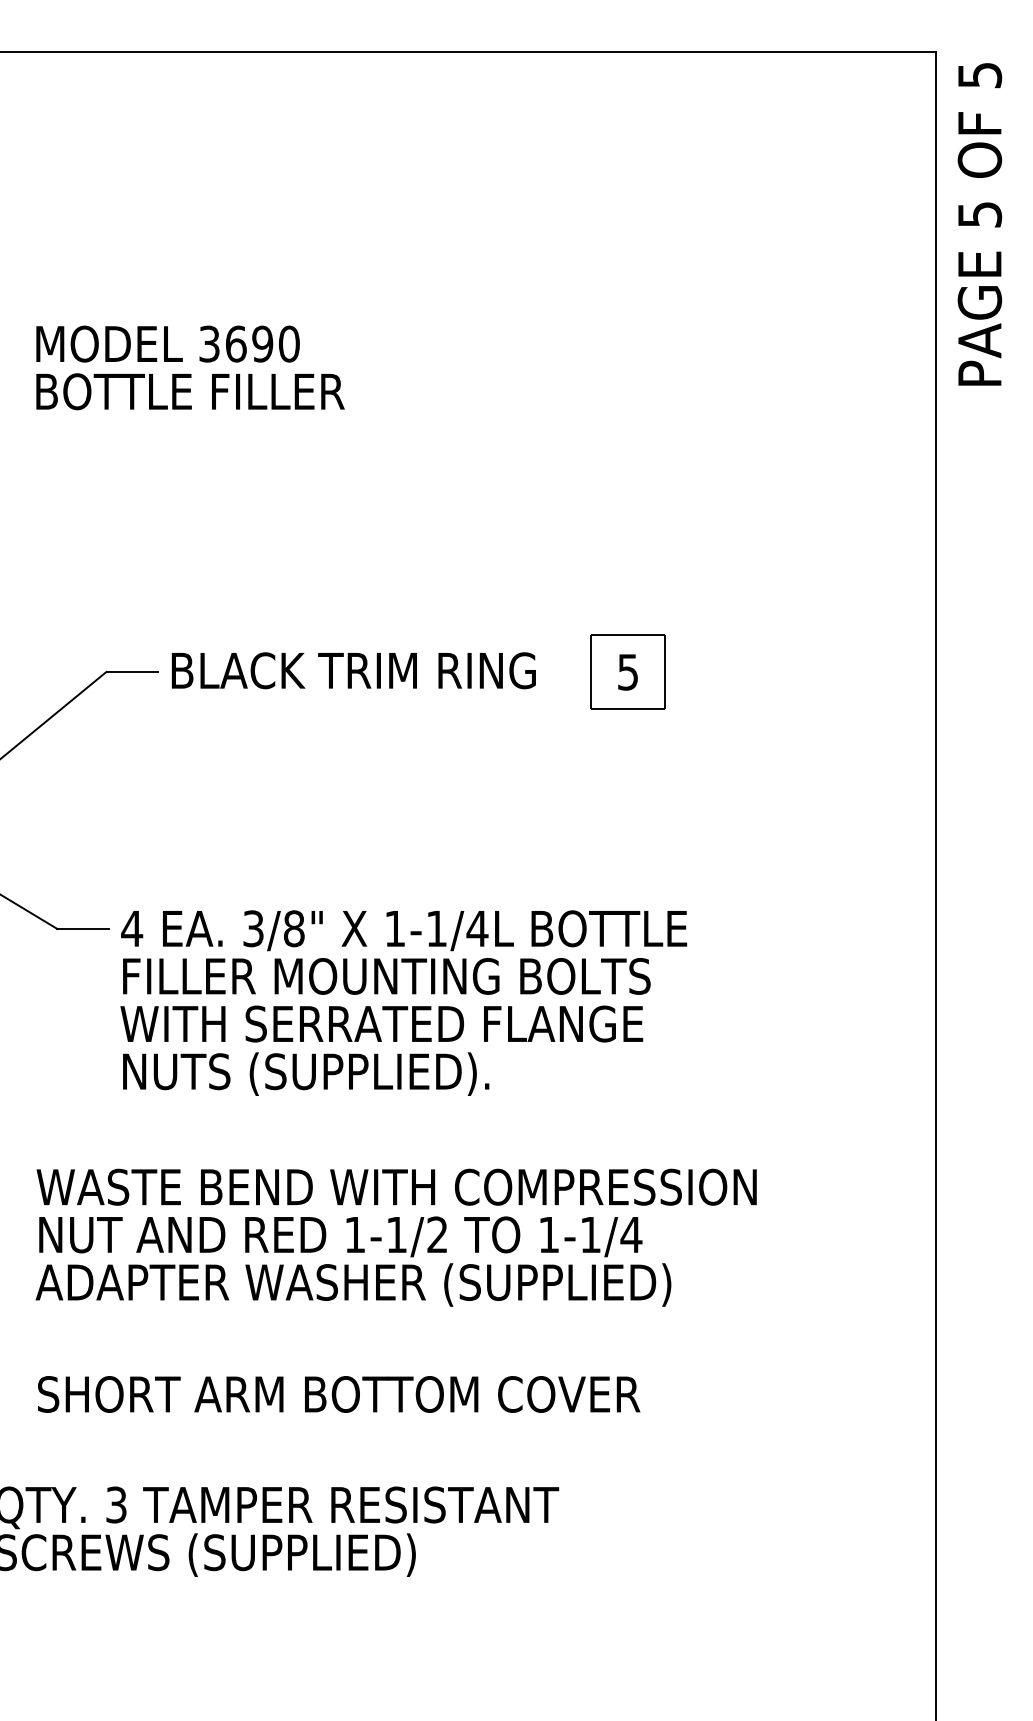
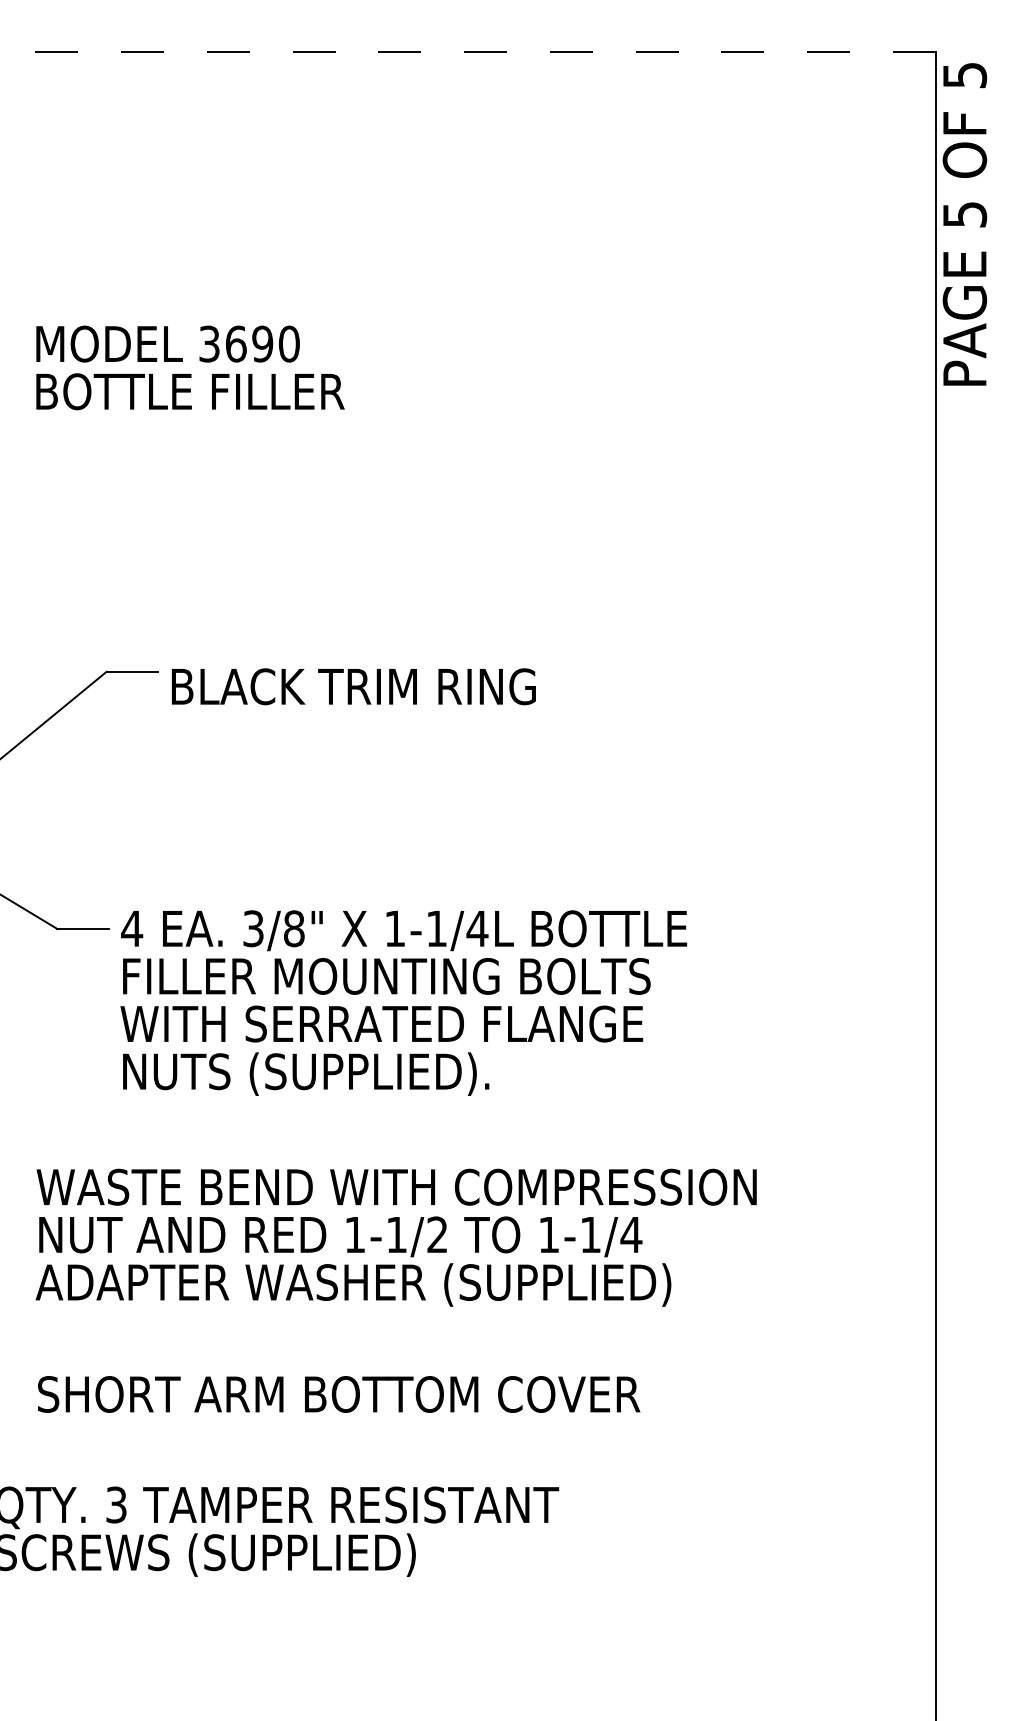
line: solid -> dashed (468, 51)
text position: (979, 224) -> (964, 224) (964, 224)
text position: (353, 670) -> (353, 686) (353, 686)
part: present -> none (627, 671)
